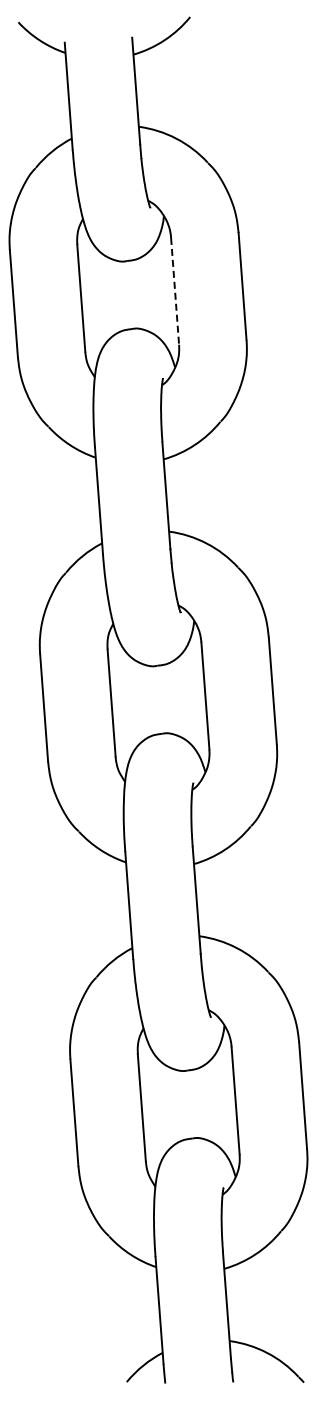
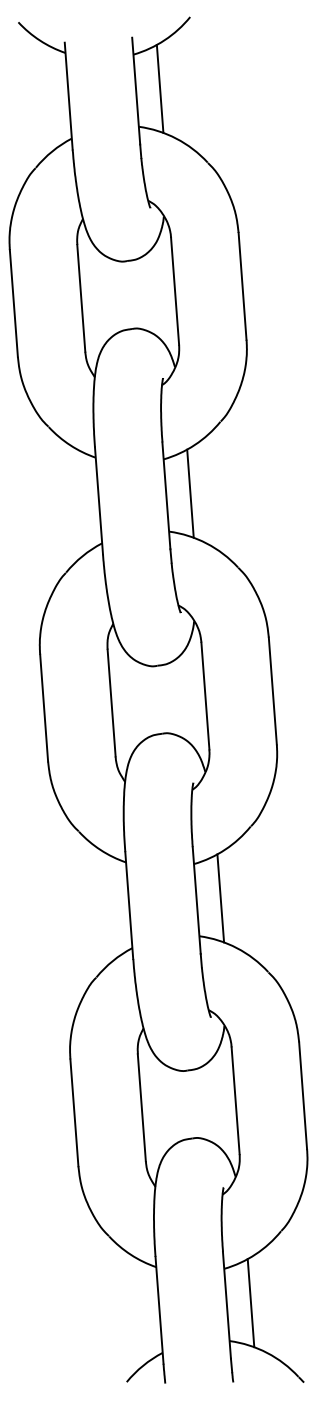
line: none -> present (159, 88)
line: dashed -> solid (175, 291)
line: none -> present (190, 493)
line: none -> present (220, 898)
line: none -> present (250, 1303)
